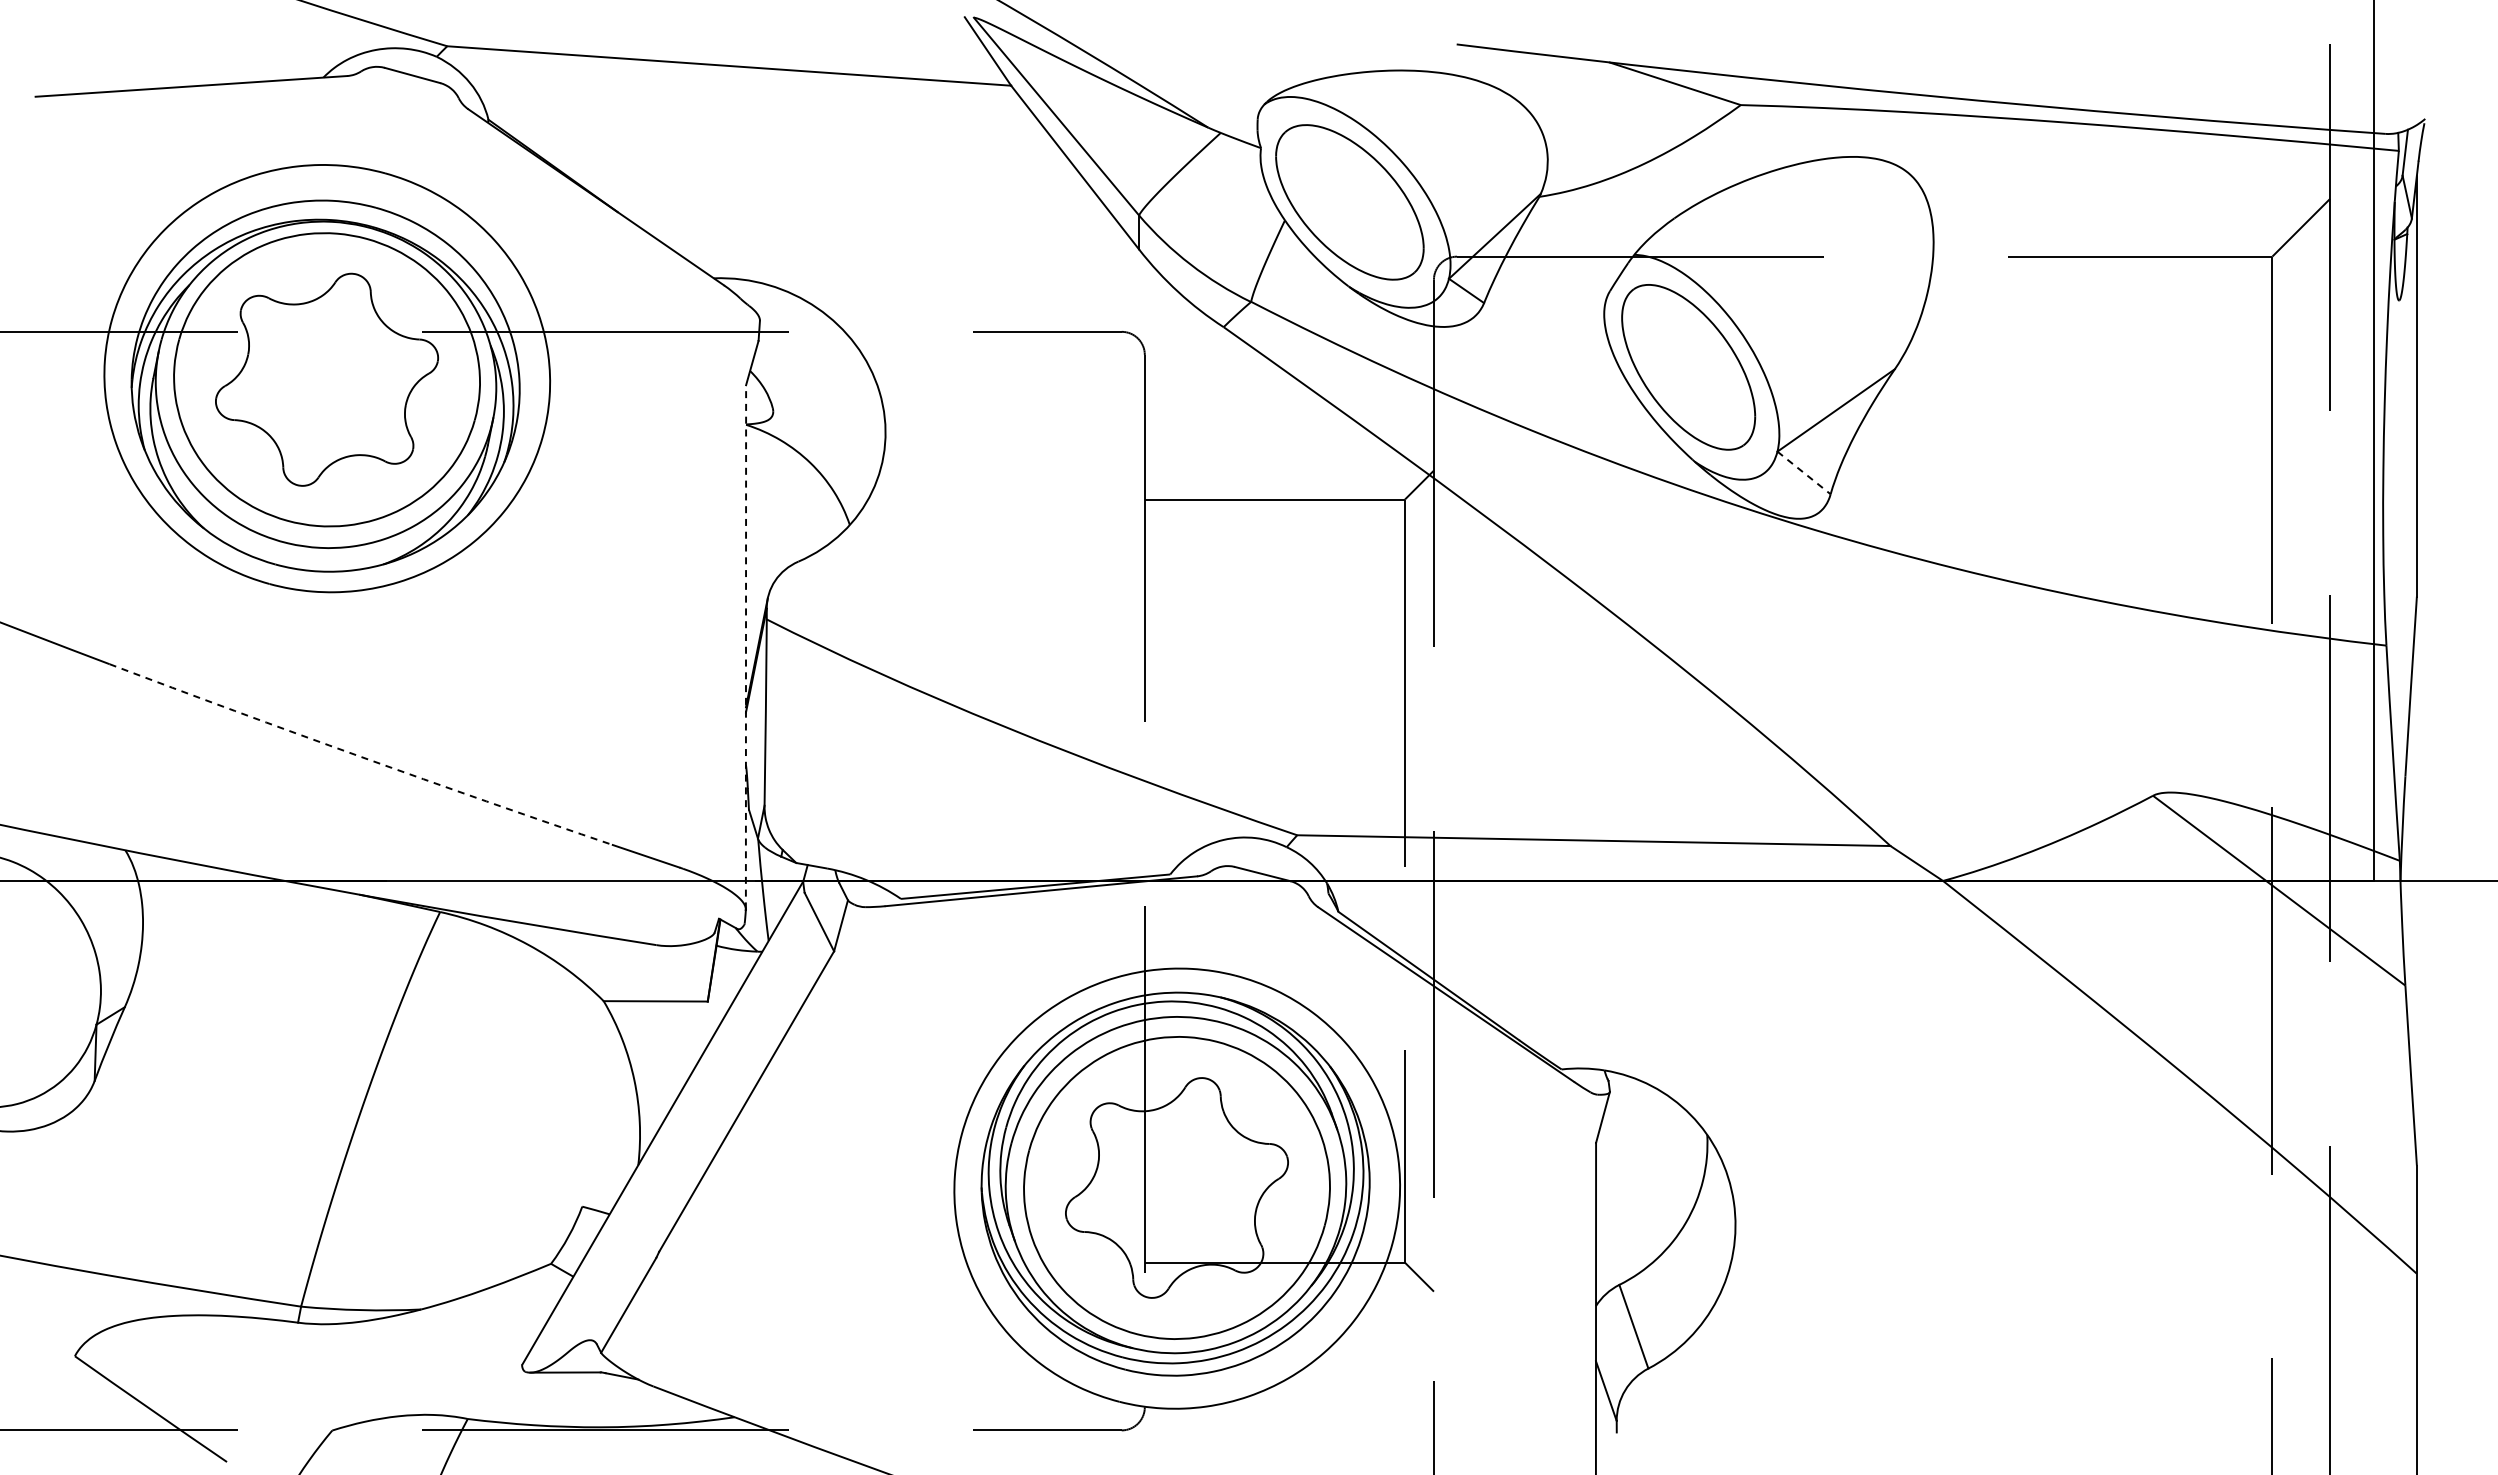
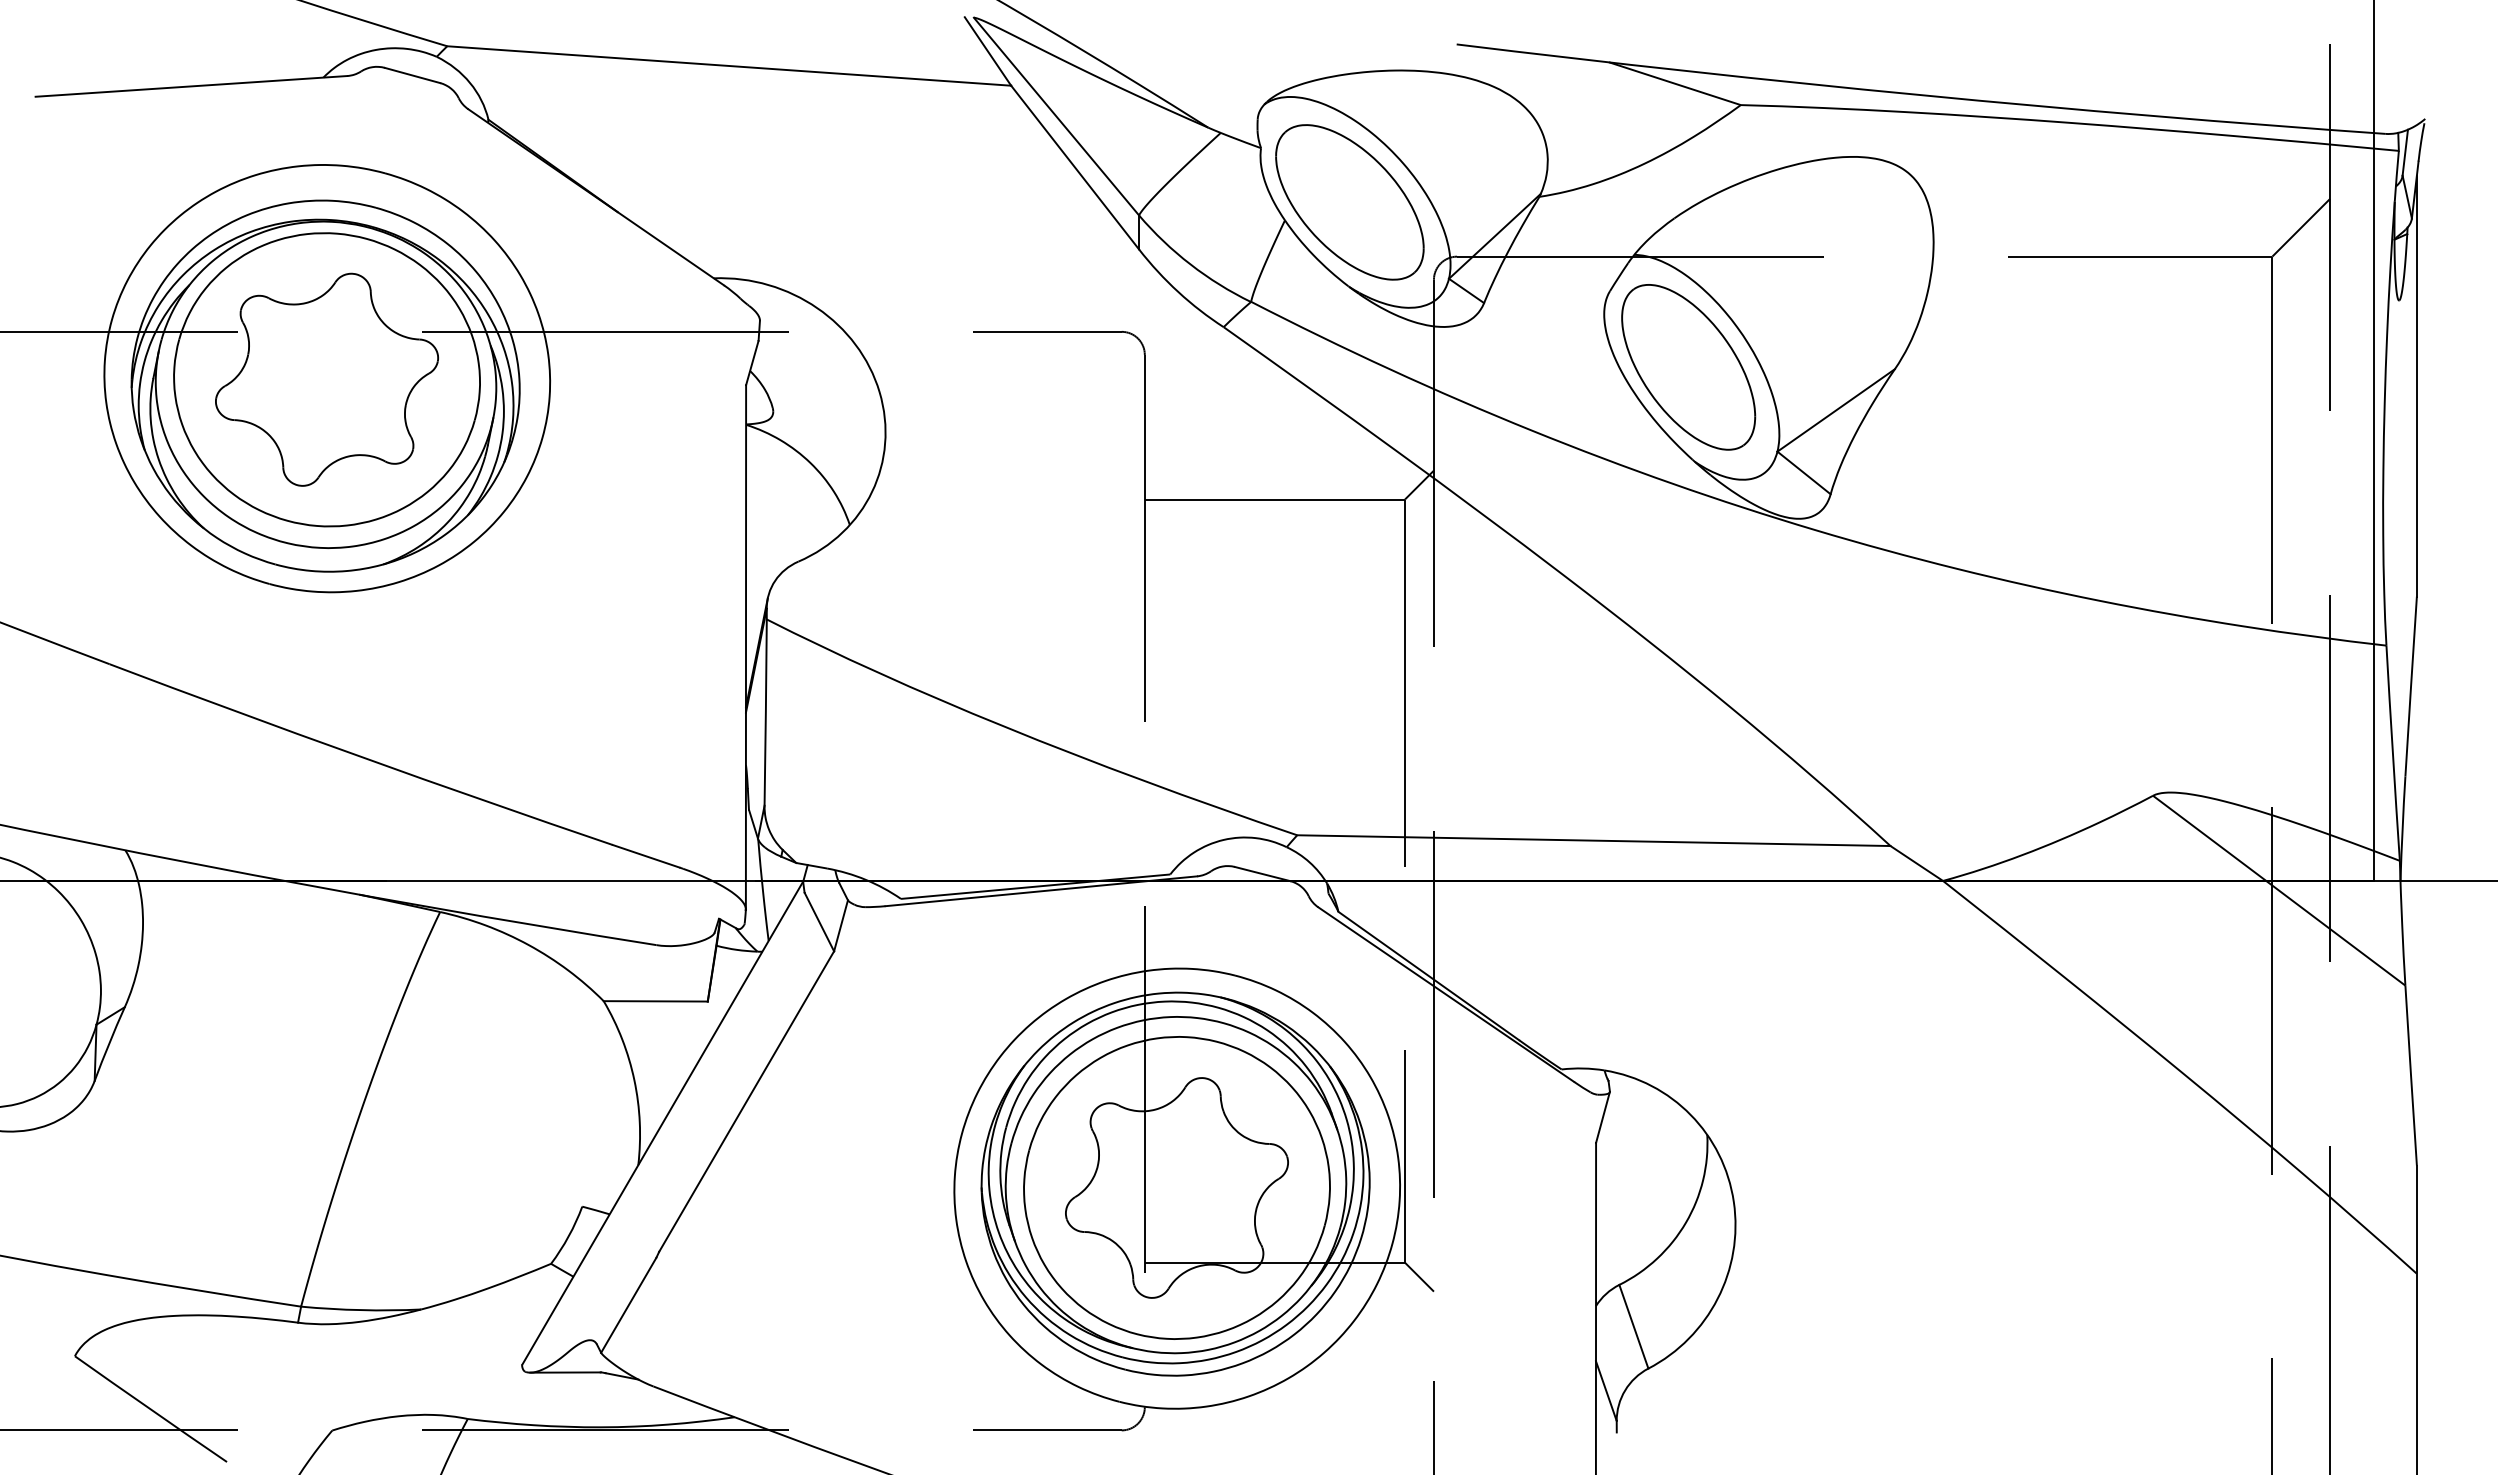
line: dashed -> solid (1804, 473)
line: dashed -> solid (746, 646)
arc: dashed -> solid (360, 756)
